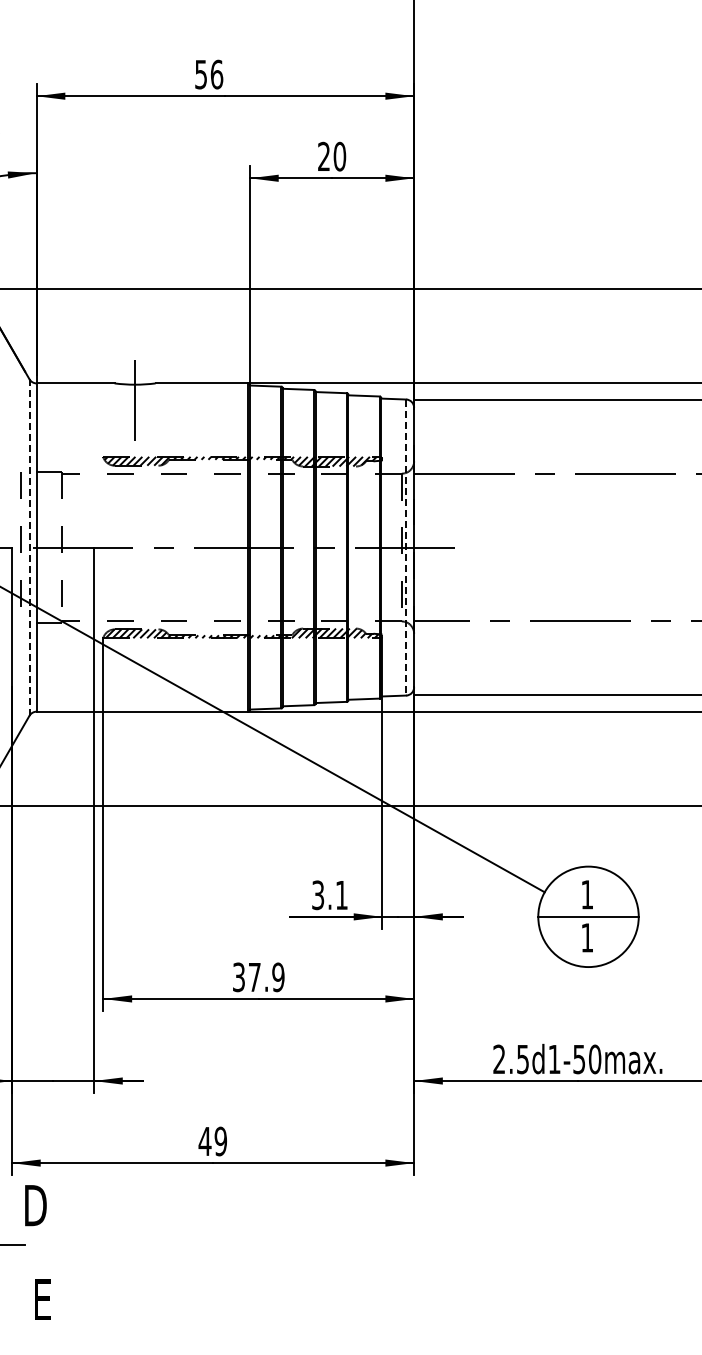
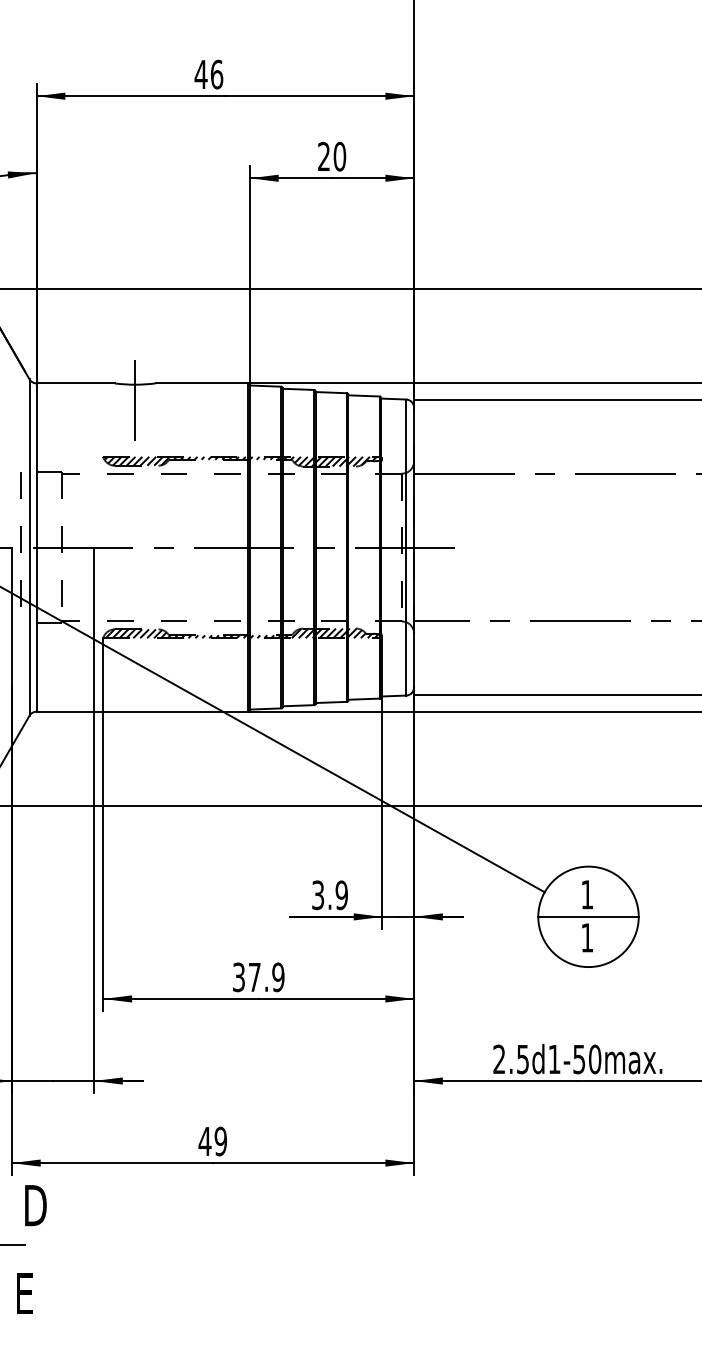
text: 56 -> 46 (200, 74)
line: dashed -> solid (29, 548)
line: dashed -> solid (406, 548)
text: 3.1 -> 3.9 (341, 895)
text position: (42, 1299) -> (24, 1293) (24, 1293)
